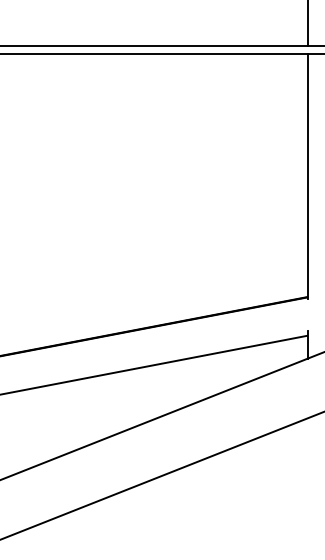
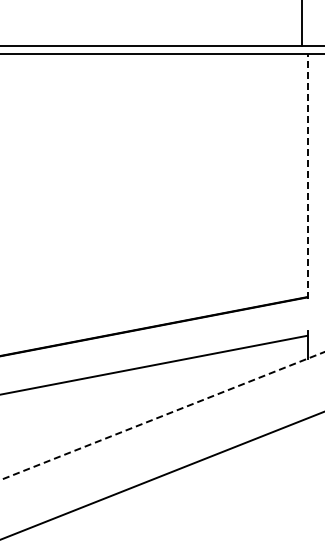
line position: (308, 24) -> (302, 24) (302, 24)
line: solid -> dashed (308, 176)
line: solid -> dashed (161, 416)
